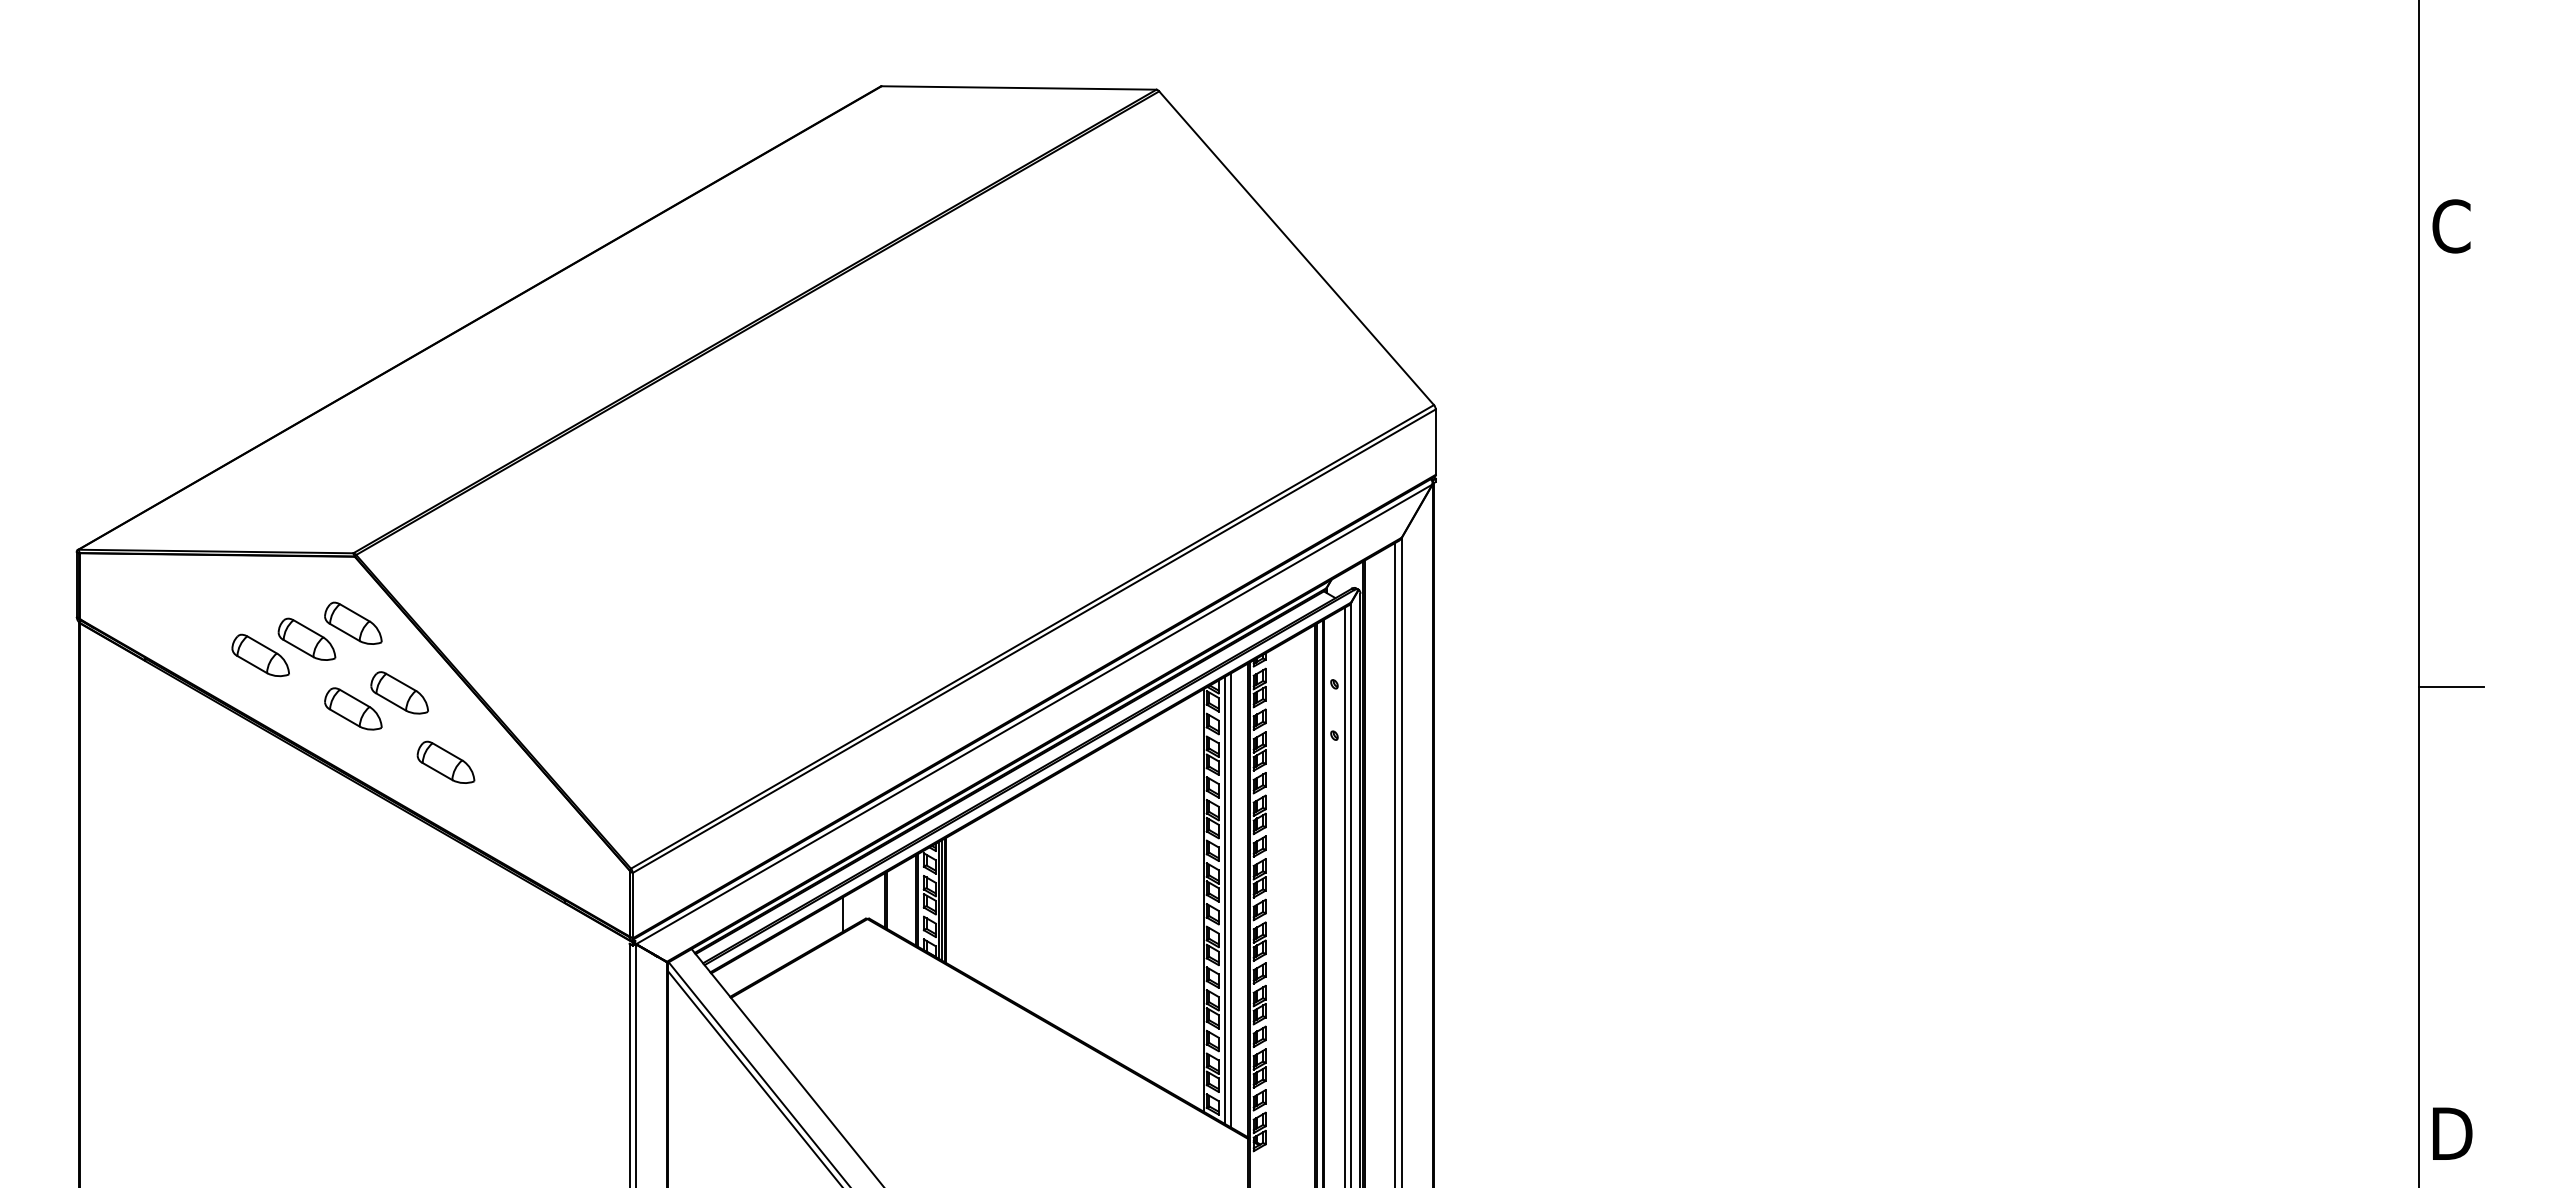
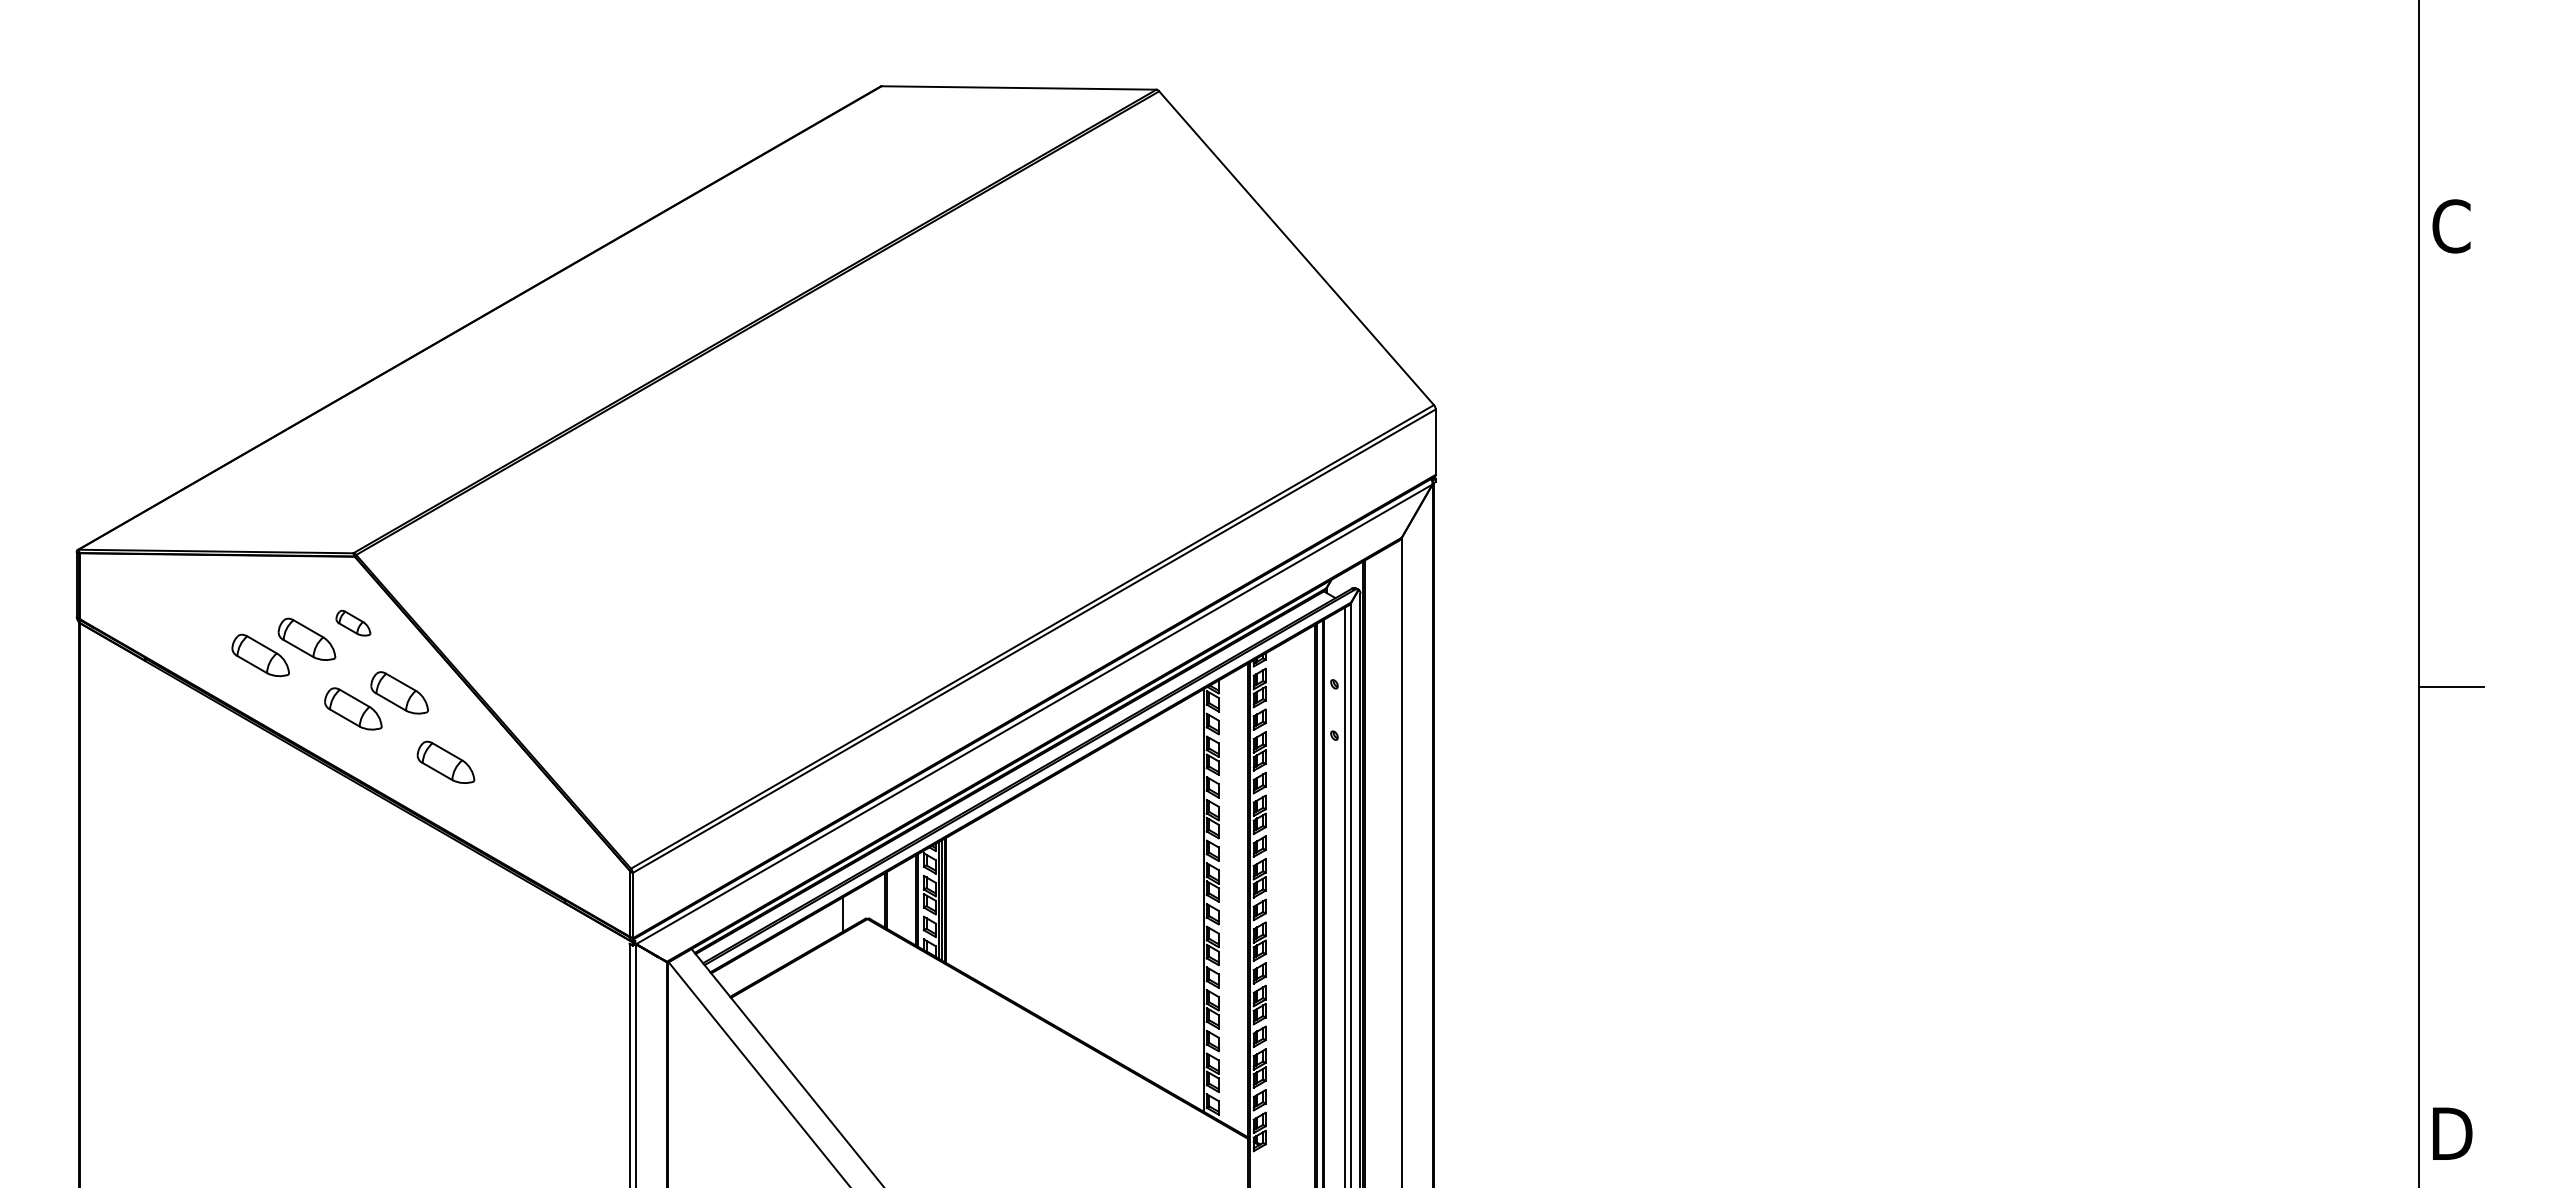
part size: 59x44 px -> 37x28 px (353, 622)
line: present -> none (1395, 863)
line: present -> none (1225, 900)
line: present -> none (1231, 900)
line: present -> none (753, 1077)
